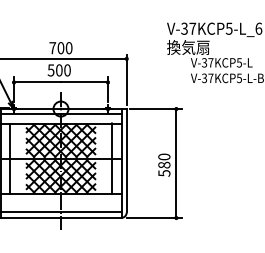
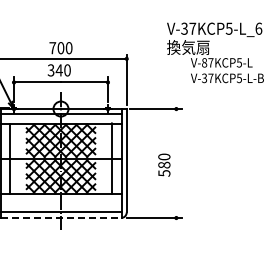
text: V-37KCP5-L -> V-87KCP5-L (204, 62)
text: 500 -> 340 (55, 70)
line: present -> none (176, 163)
line: solid -> dashed (61, 218)
